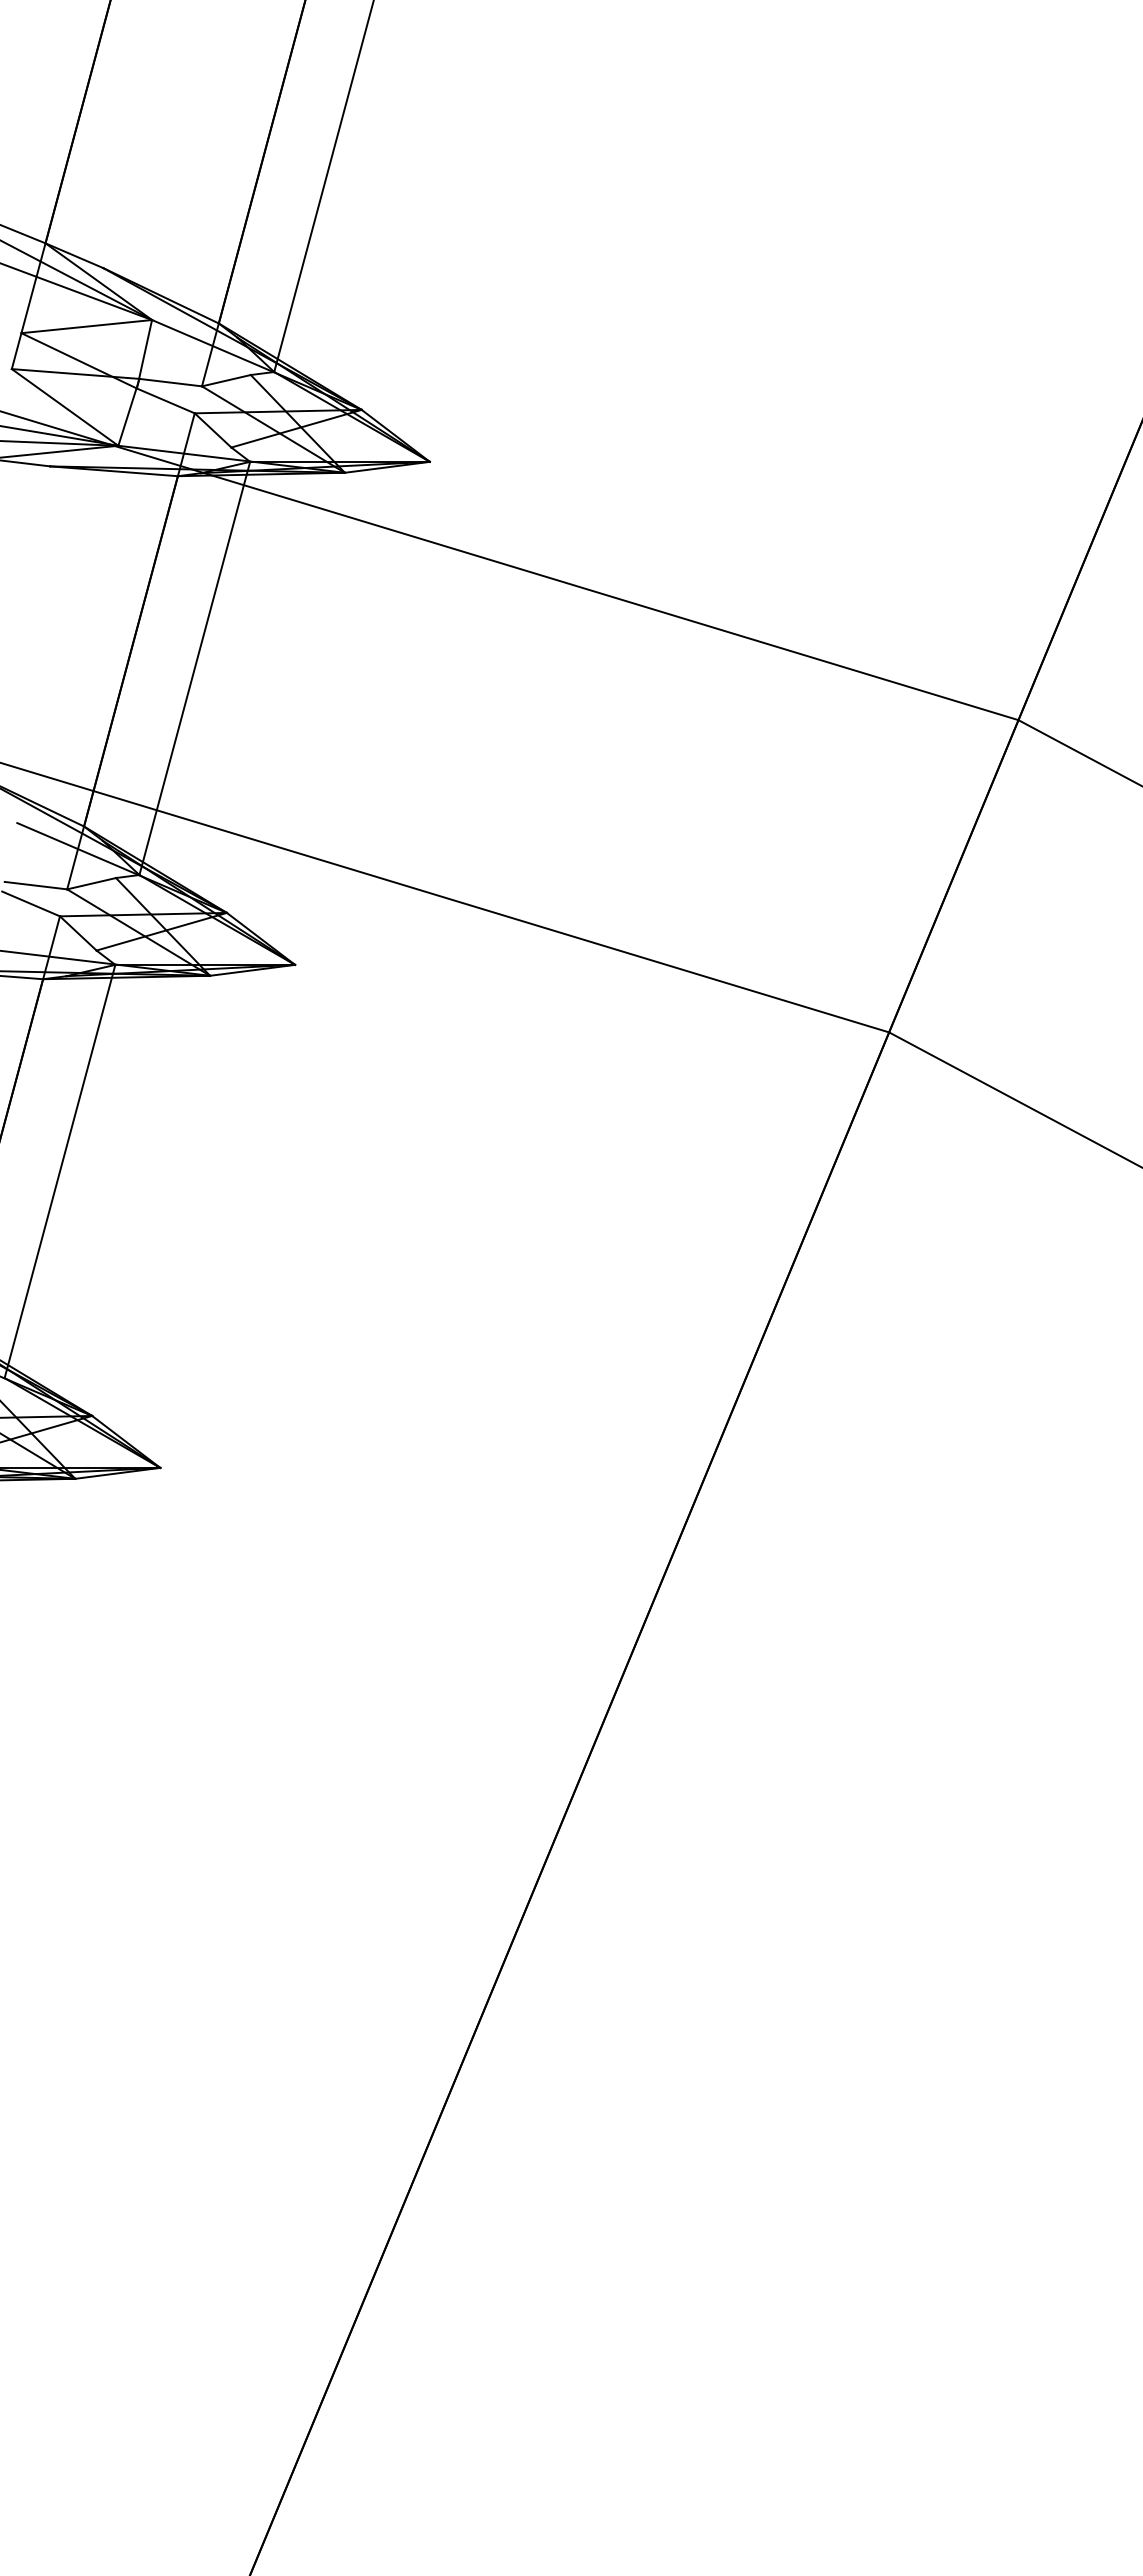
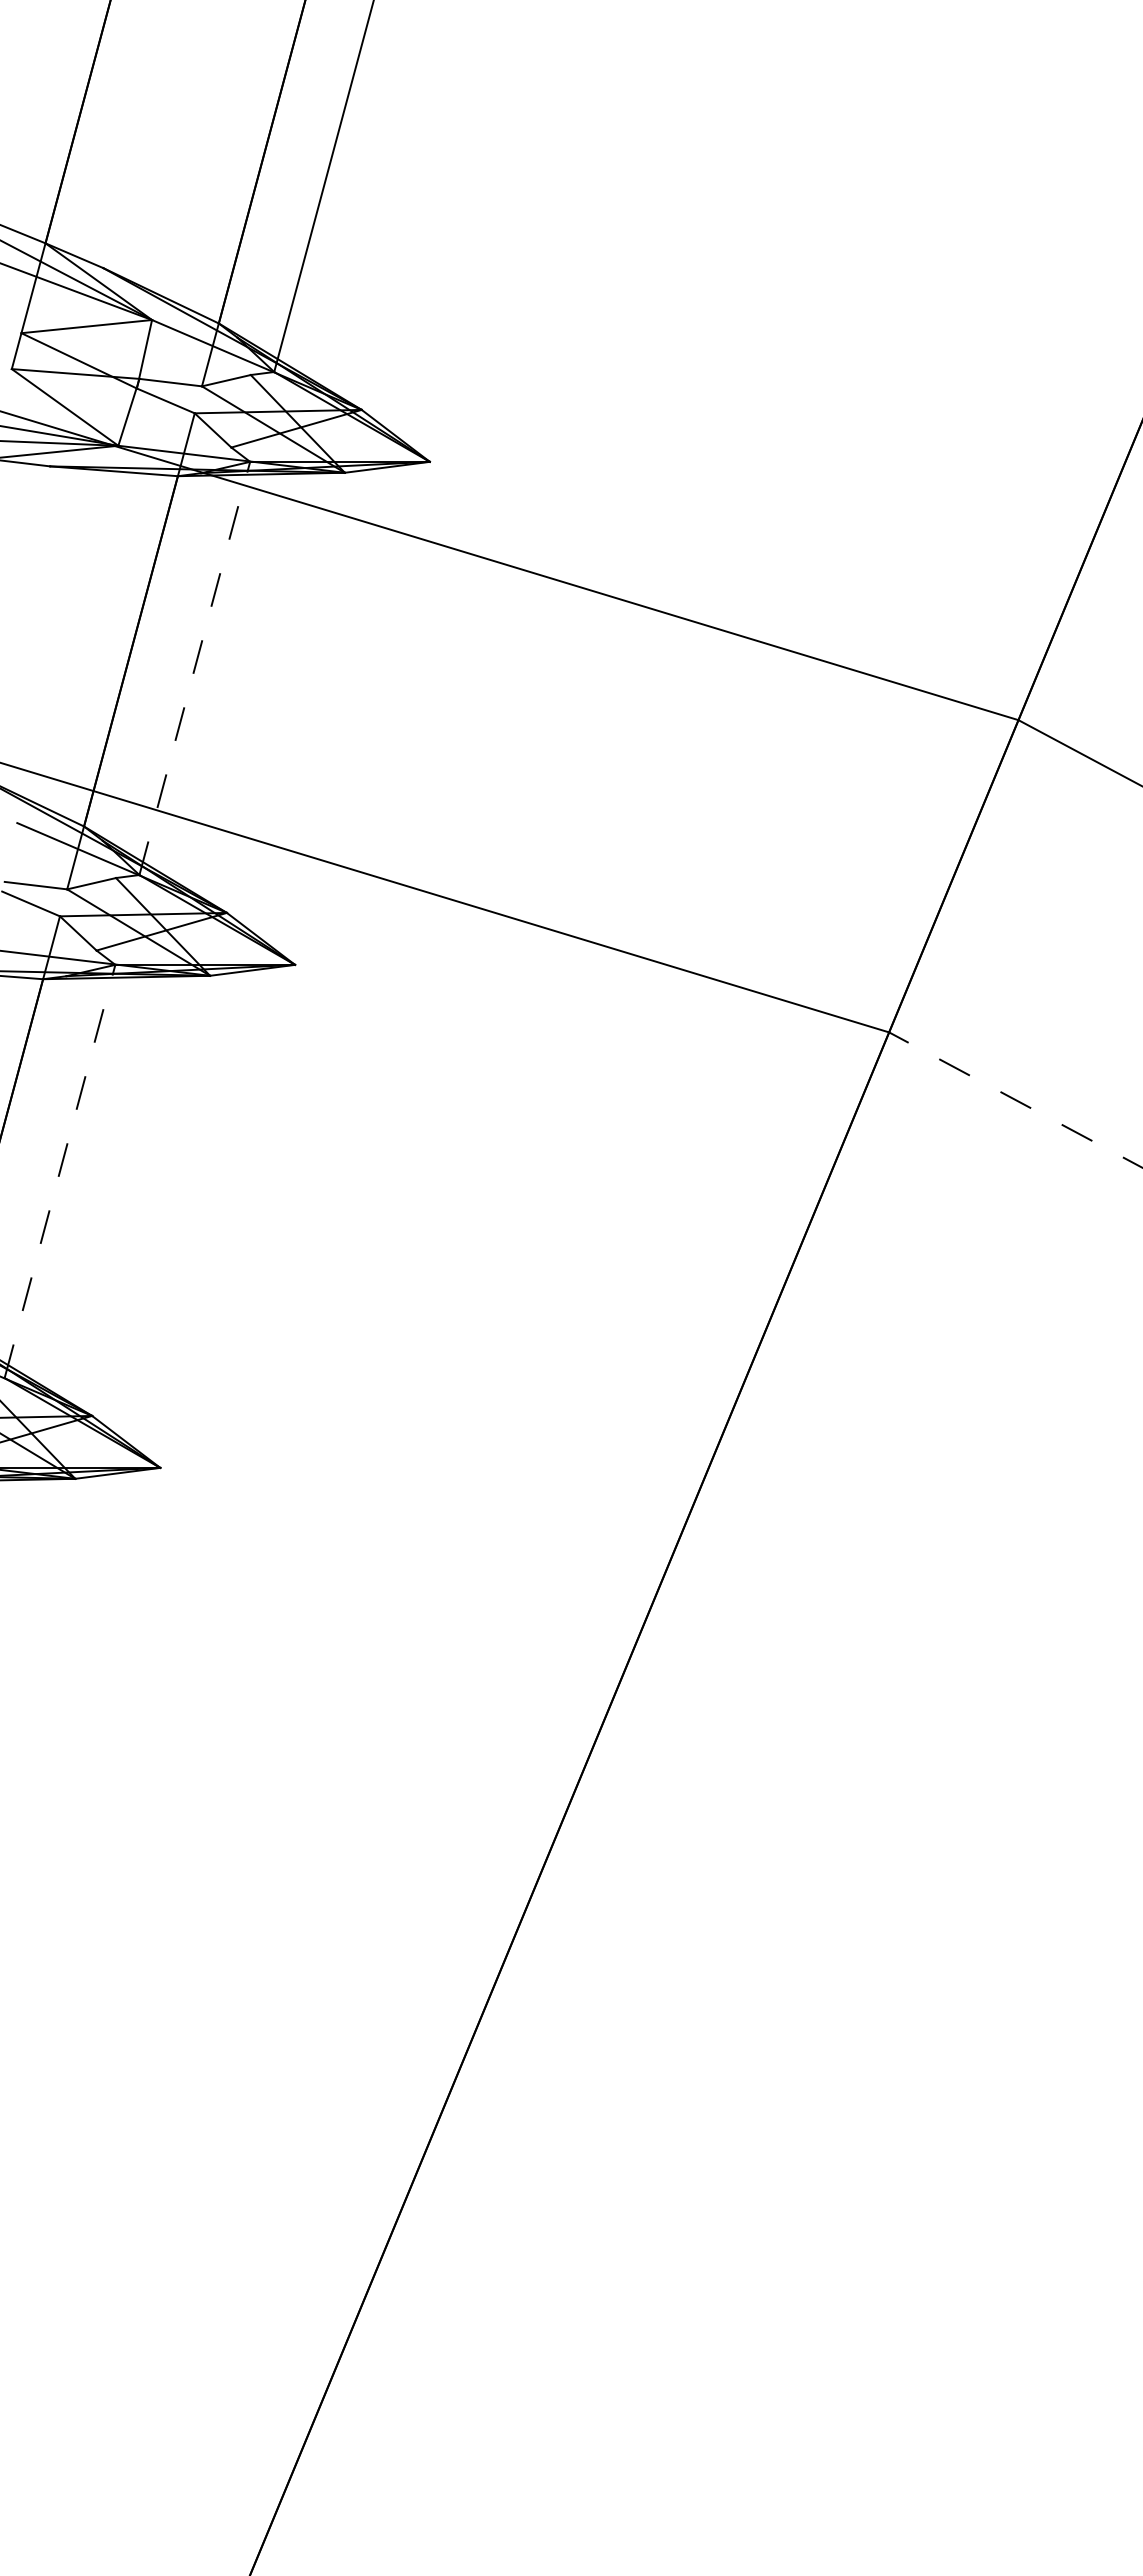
line: solid -> dashed (194, 668)
line: solid -> dashed (1015, 1099)
line: solid -> dashed (60, 1171)
